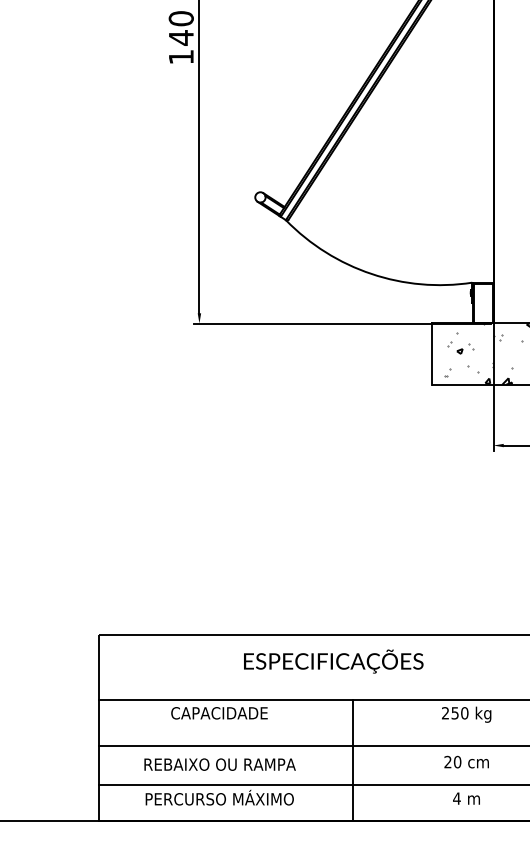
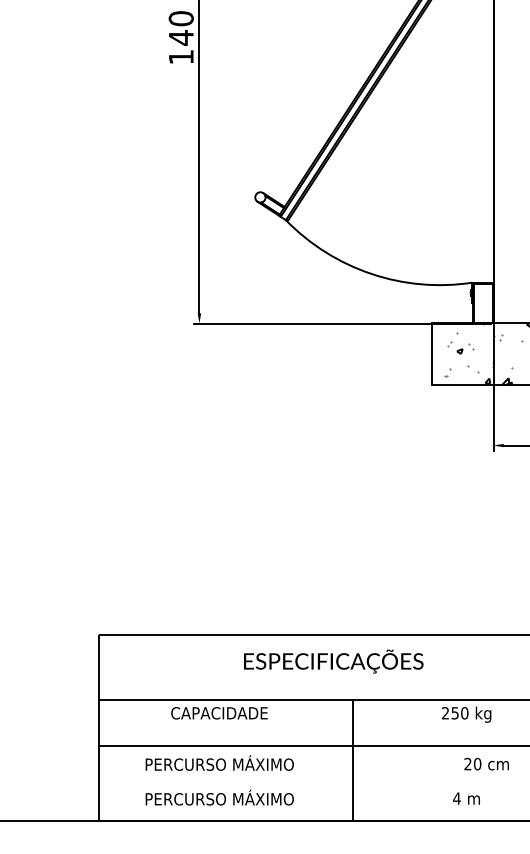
text position: (466, 761) -> (486, 763) (486, 763)
text: REBAIXO OU RAMPA -> PERCURSO MÁXIMO (219, 762)
line: present -> none (312, 785)
